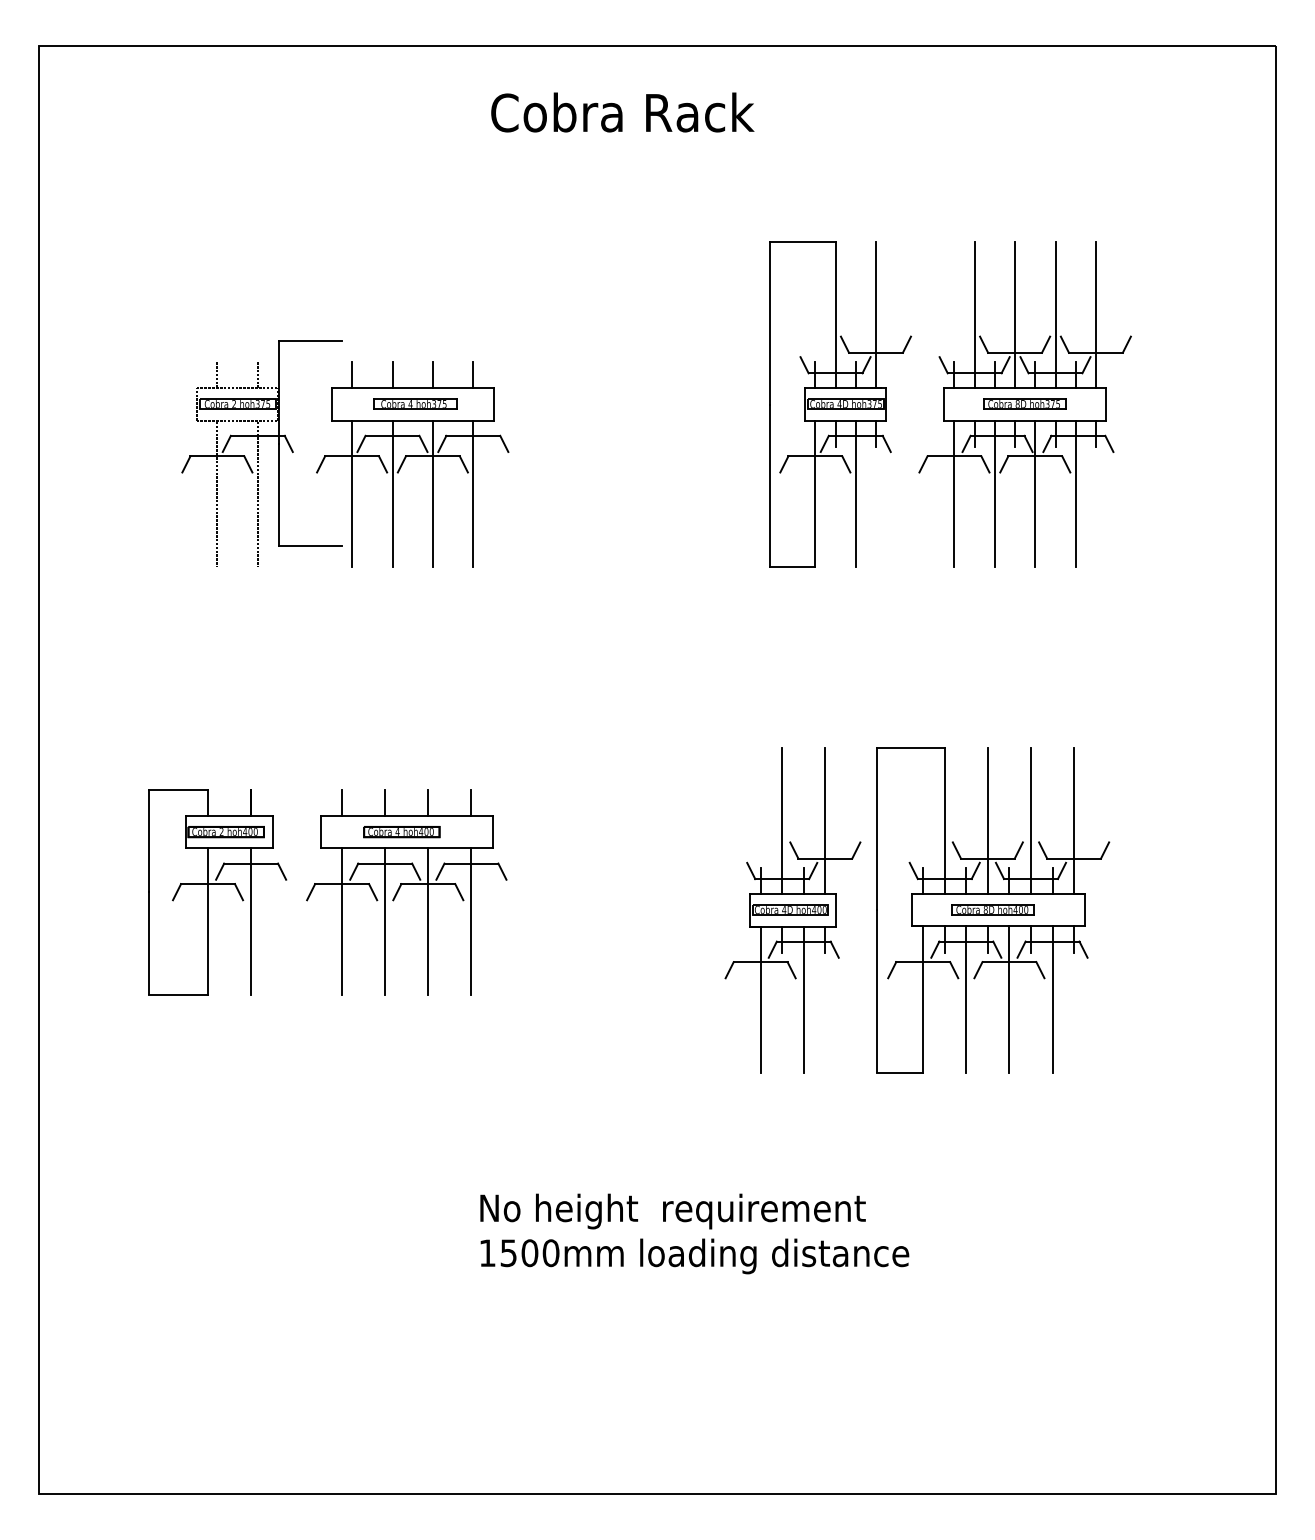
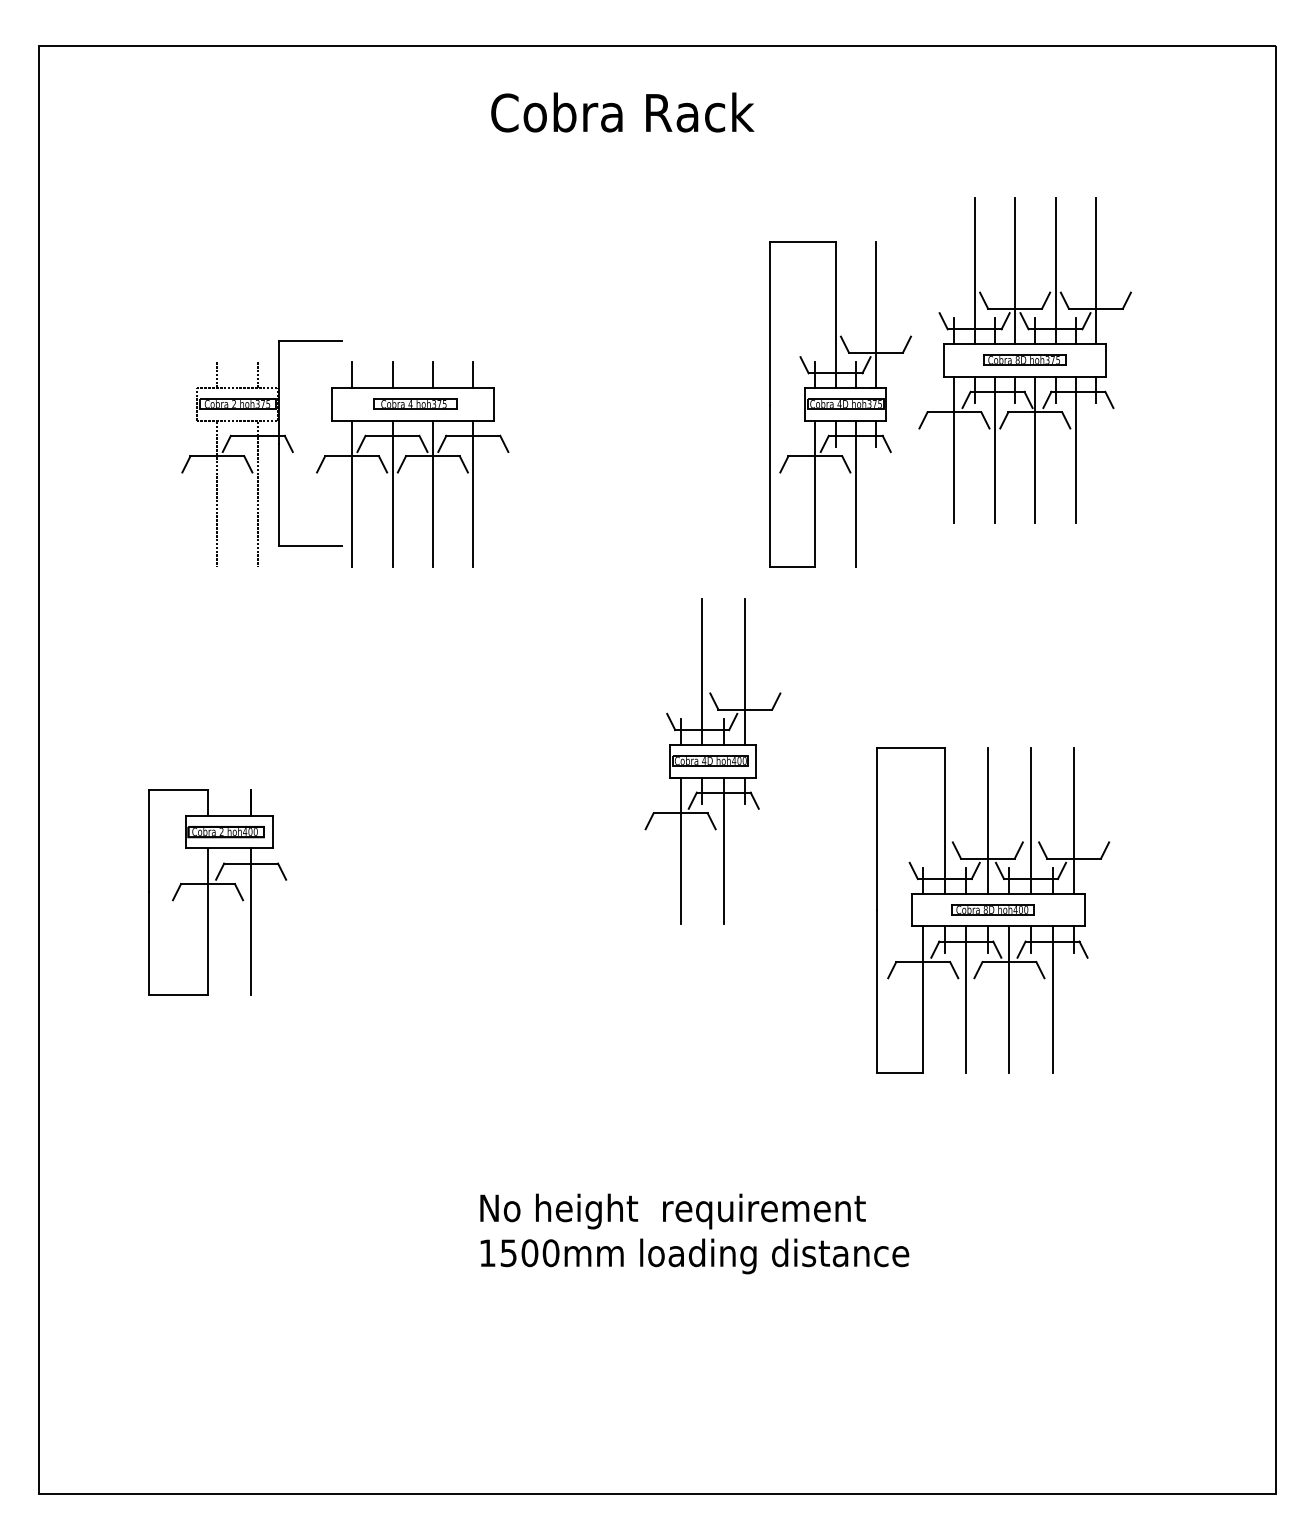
part position: (1024, 404) -> (1024, 360) (1024, 360)
part: present -> none (400, 888)
part position: (792, 910) -> (712, 761) (712, 761)
